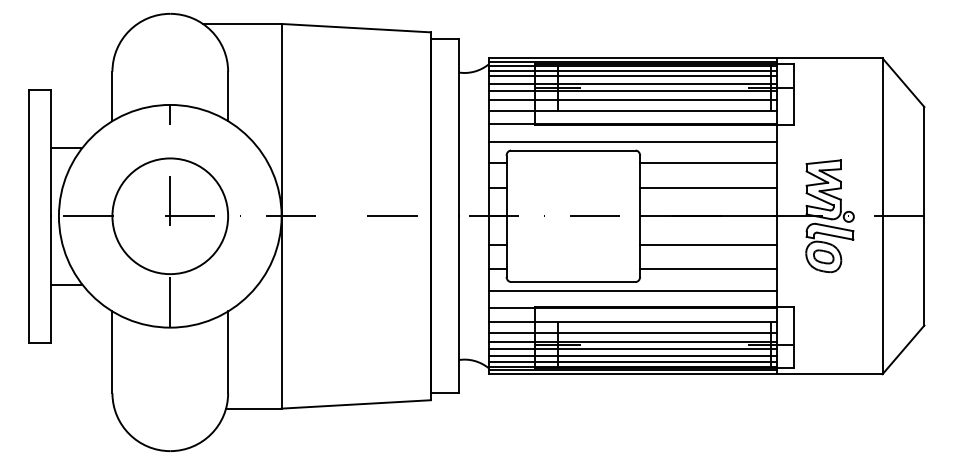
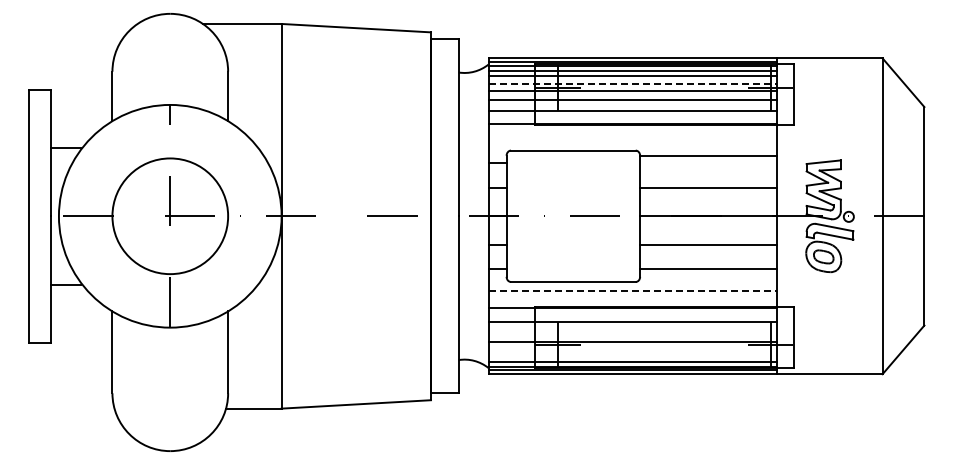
line: solid -> dashed (633, 83)
line: present -> none (632, 141)
line position: (708, 163) -> (708, 156) (708, 156)
line: solid -> dashed (633, 290)
line: present -> none (632, 332)
line: present -> none (632, 348)
line: present -> none (632, 356)
